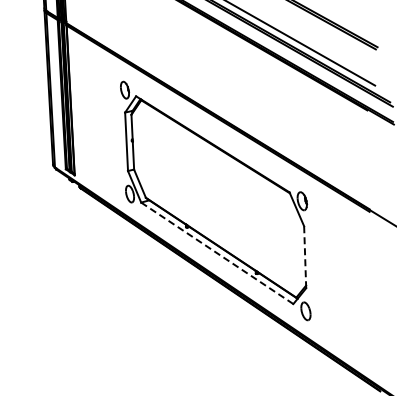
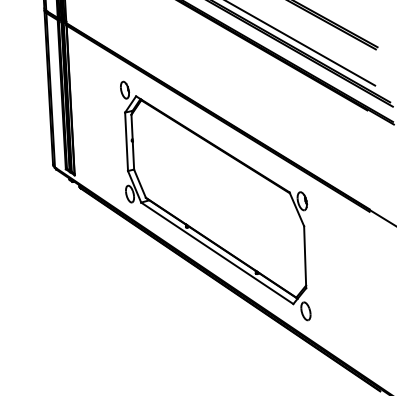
line: dashed -> solid (216, 253)
line: dashed -> solid (305, 257)
